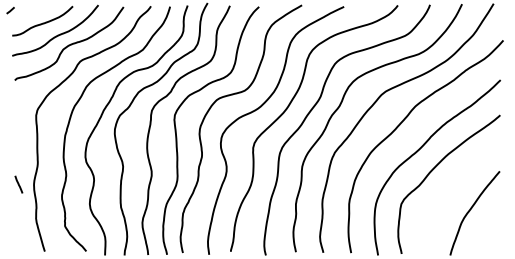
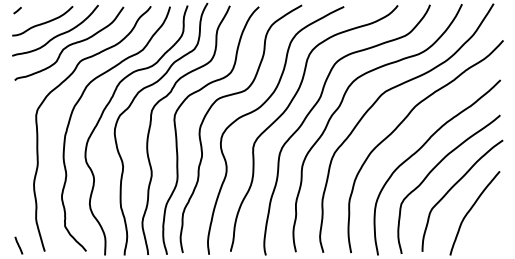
line position: (10, 10) -> (17, 10) (17, 10)
line position: (18, 184) -> (18, 245) (18, 245)
curve: none -> present (454, 186)
